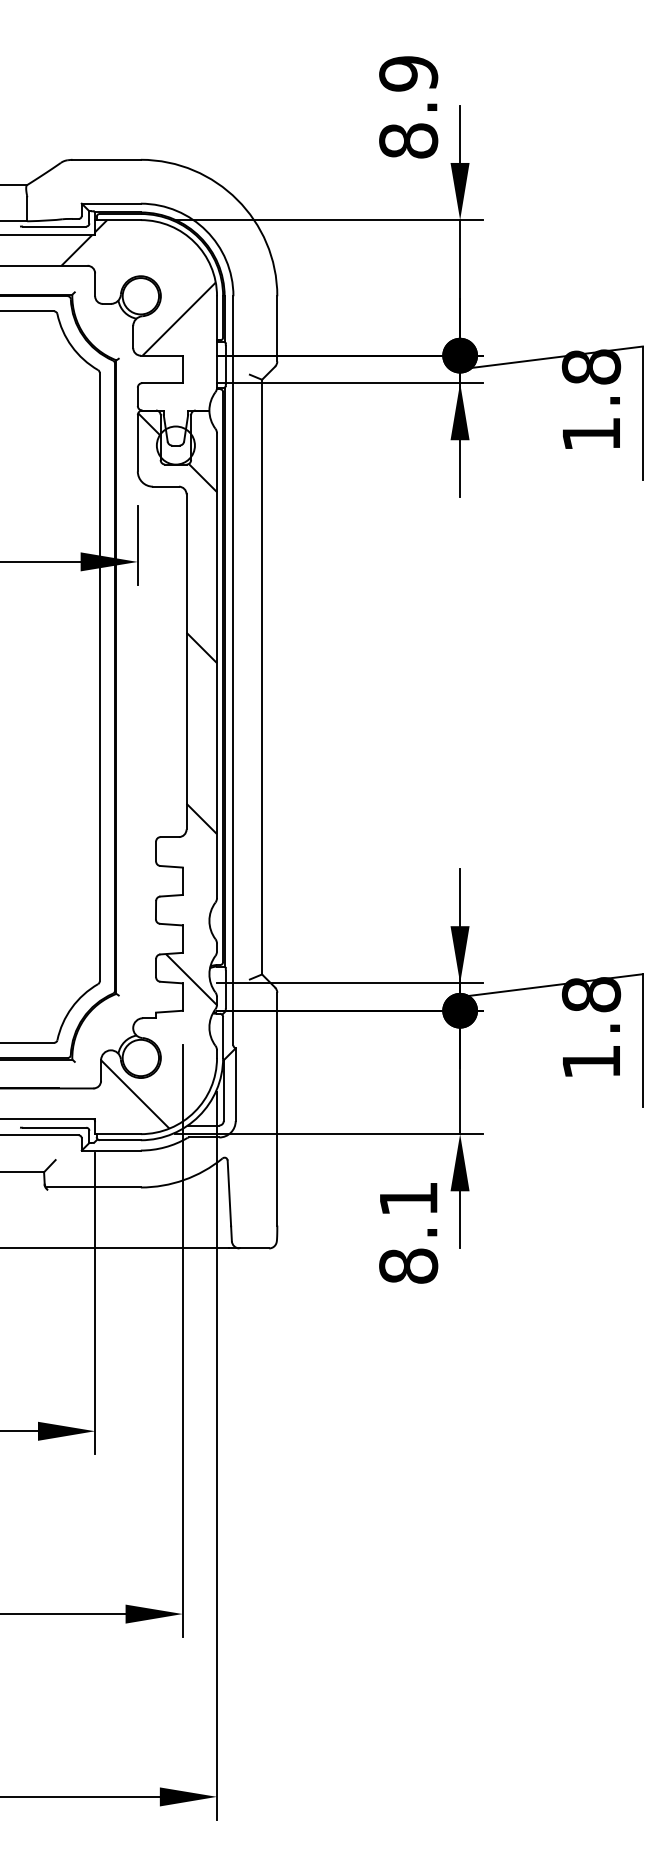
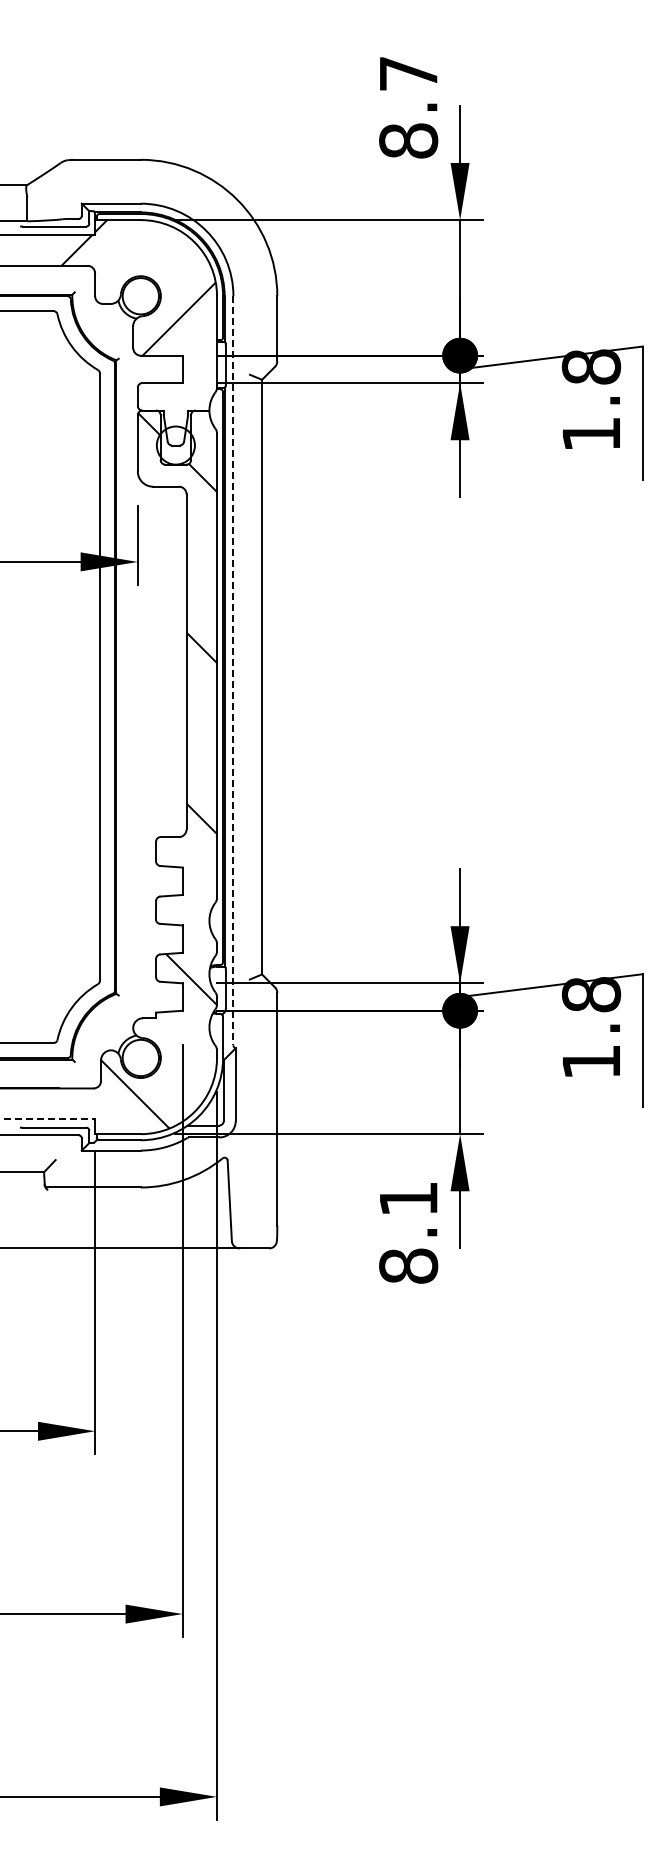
text: 8.9 -> 8.7 (408, 73)
line: solid -> dashed (233, 670)
line: solid -> dashed (48, 1118)
